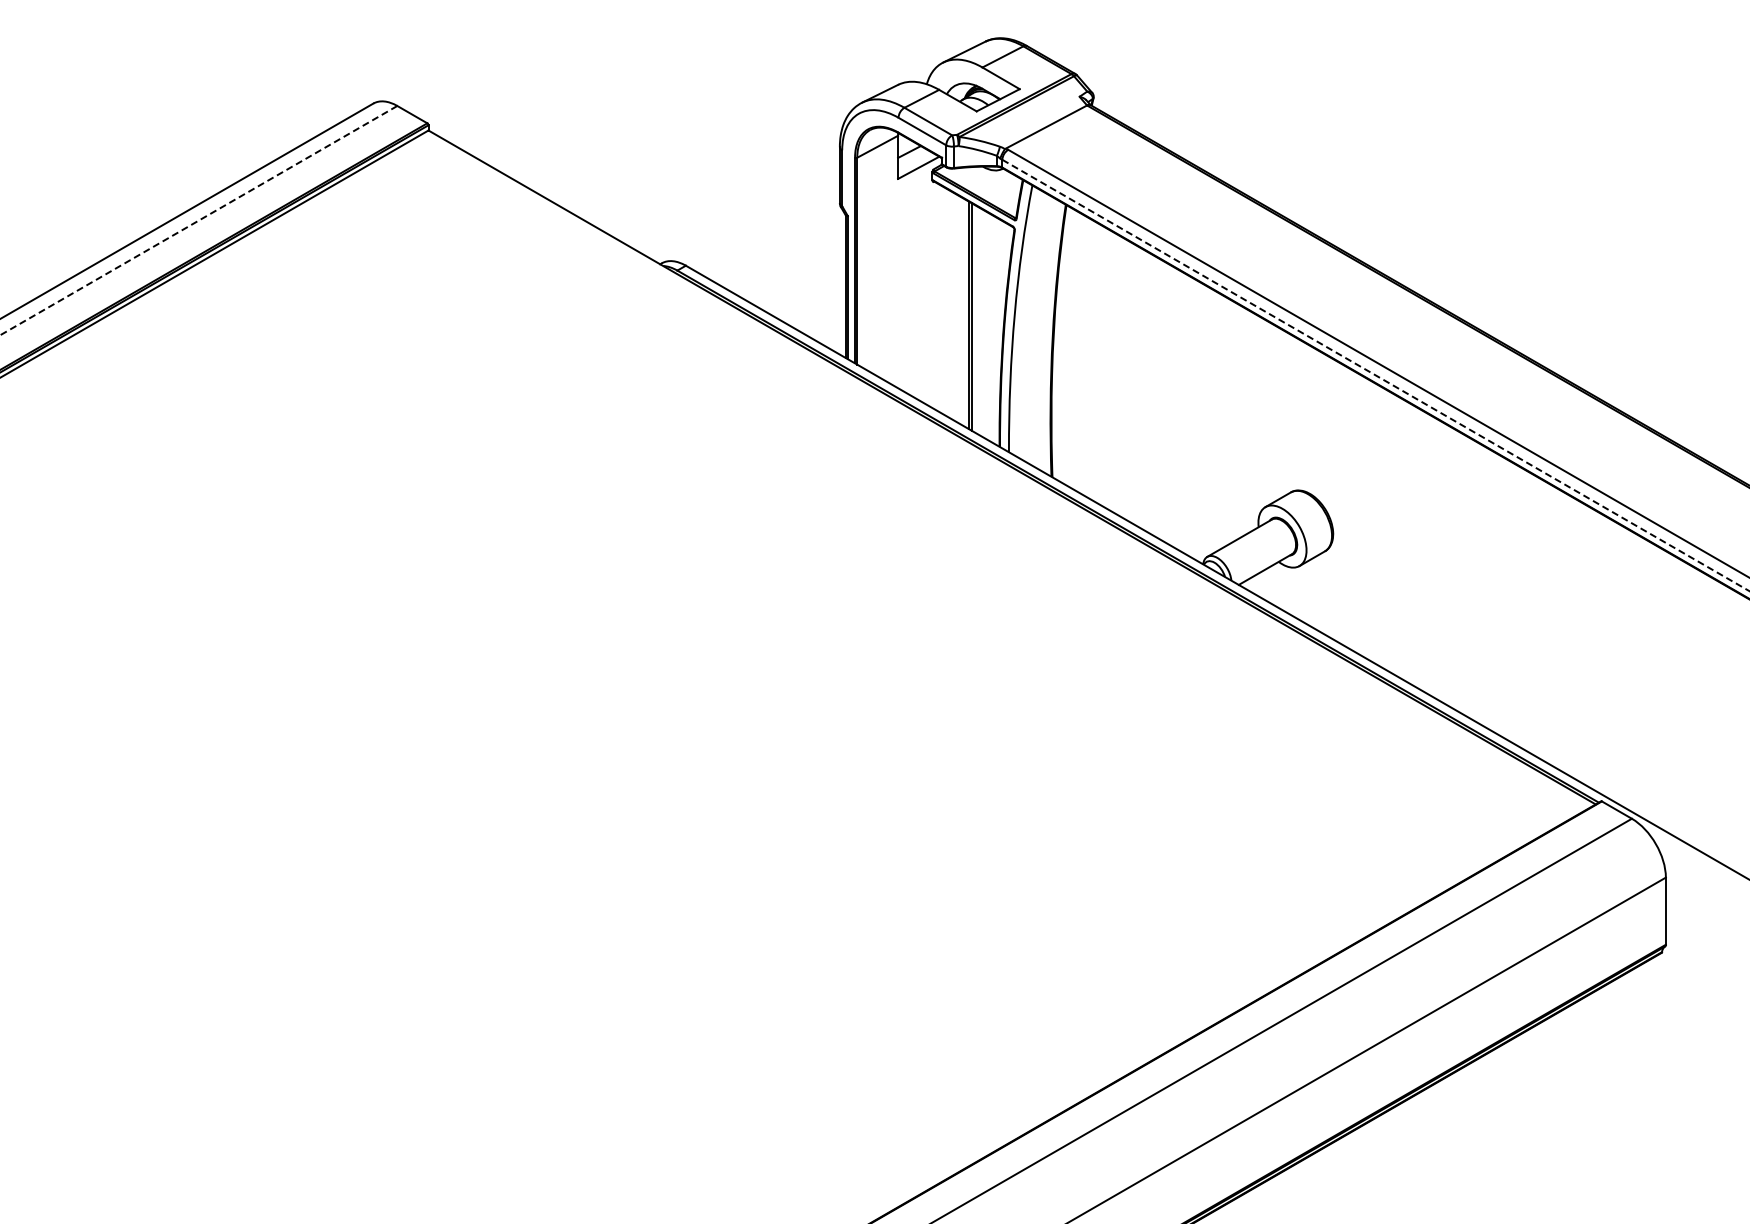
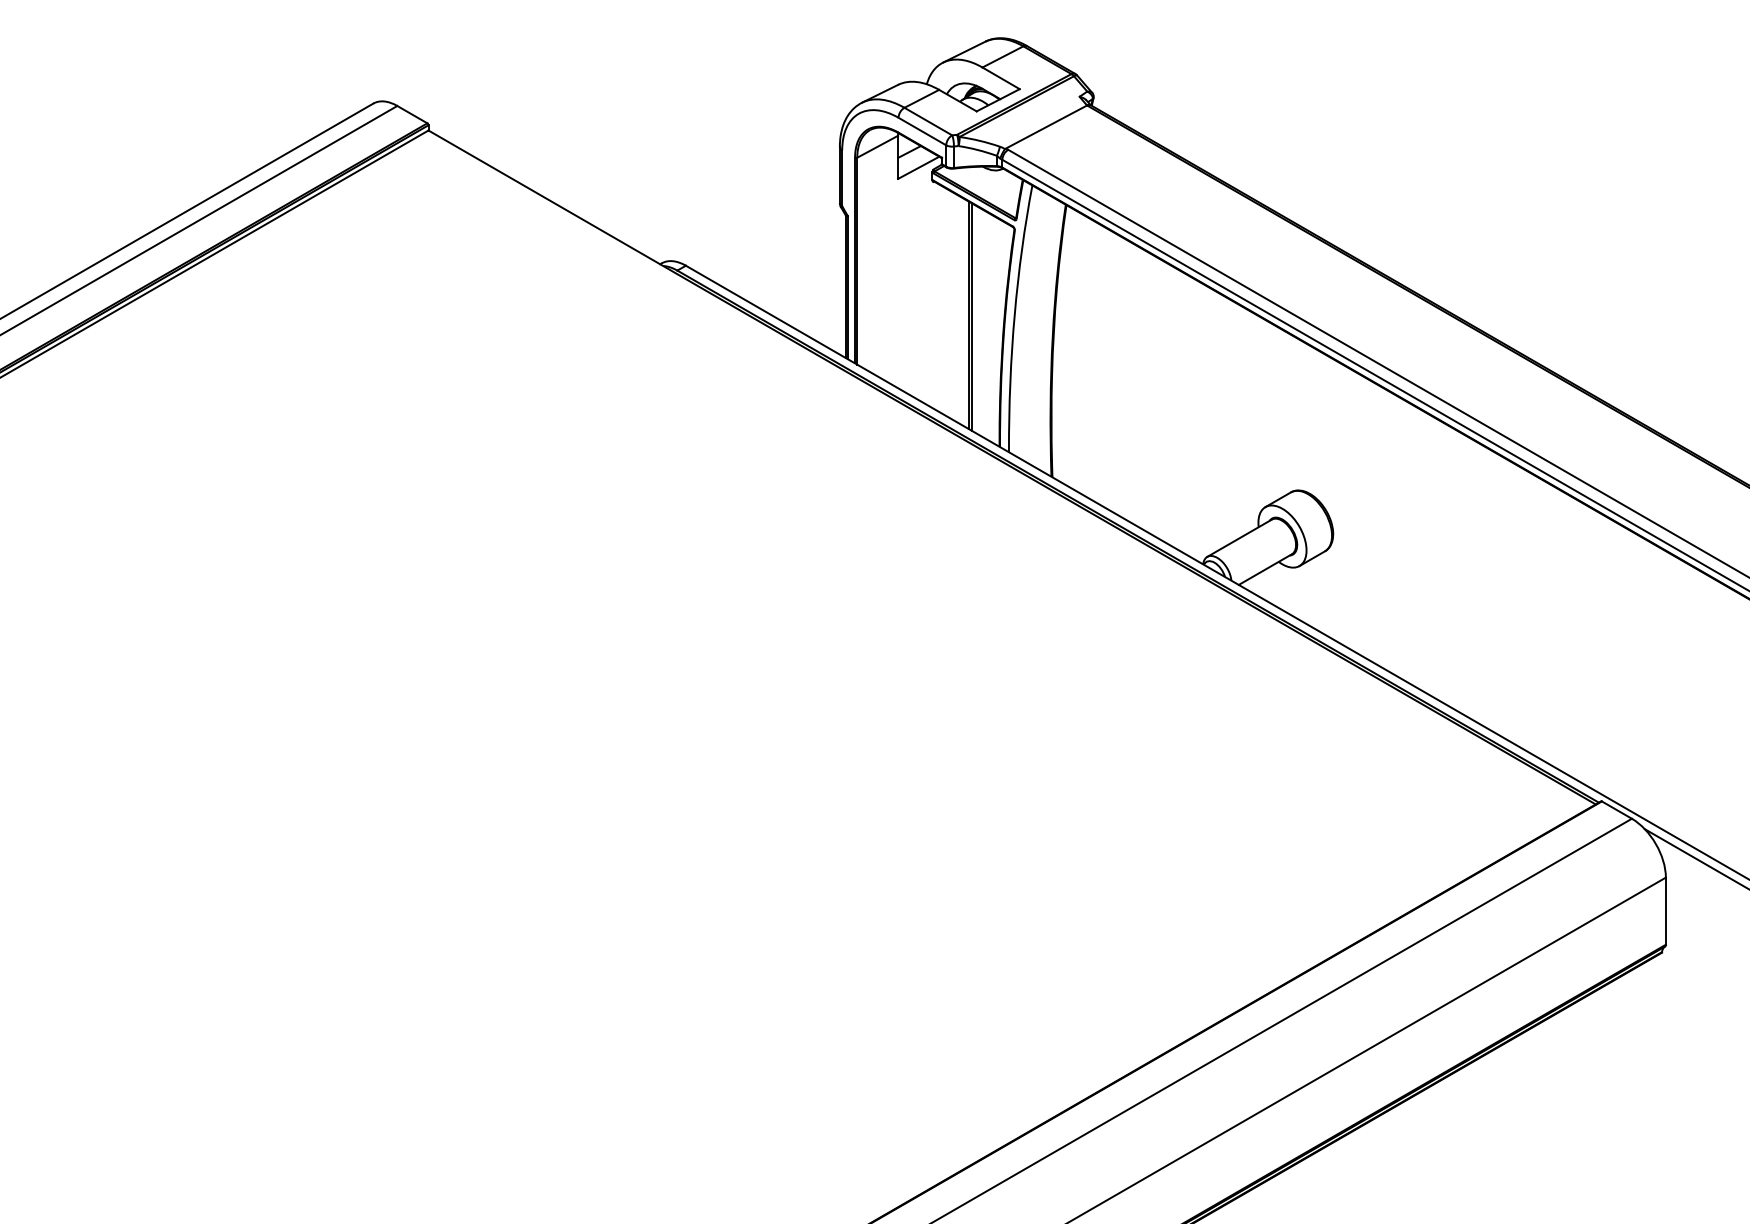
line: dashed -> solid (199, 220)
line: dashed -> solid (1376, 375)
line: none -> present (1695, 858)
